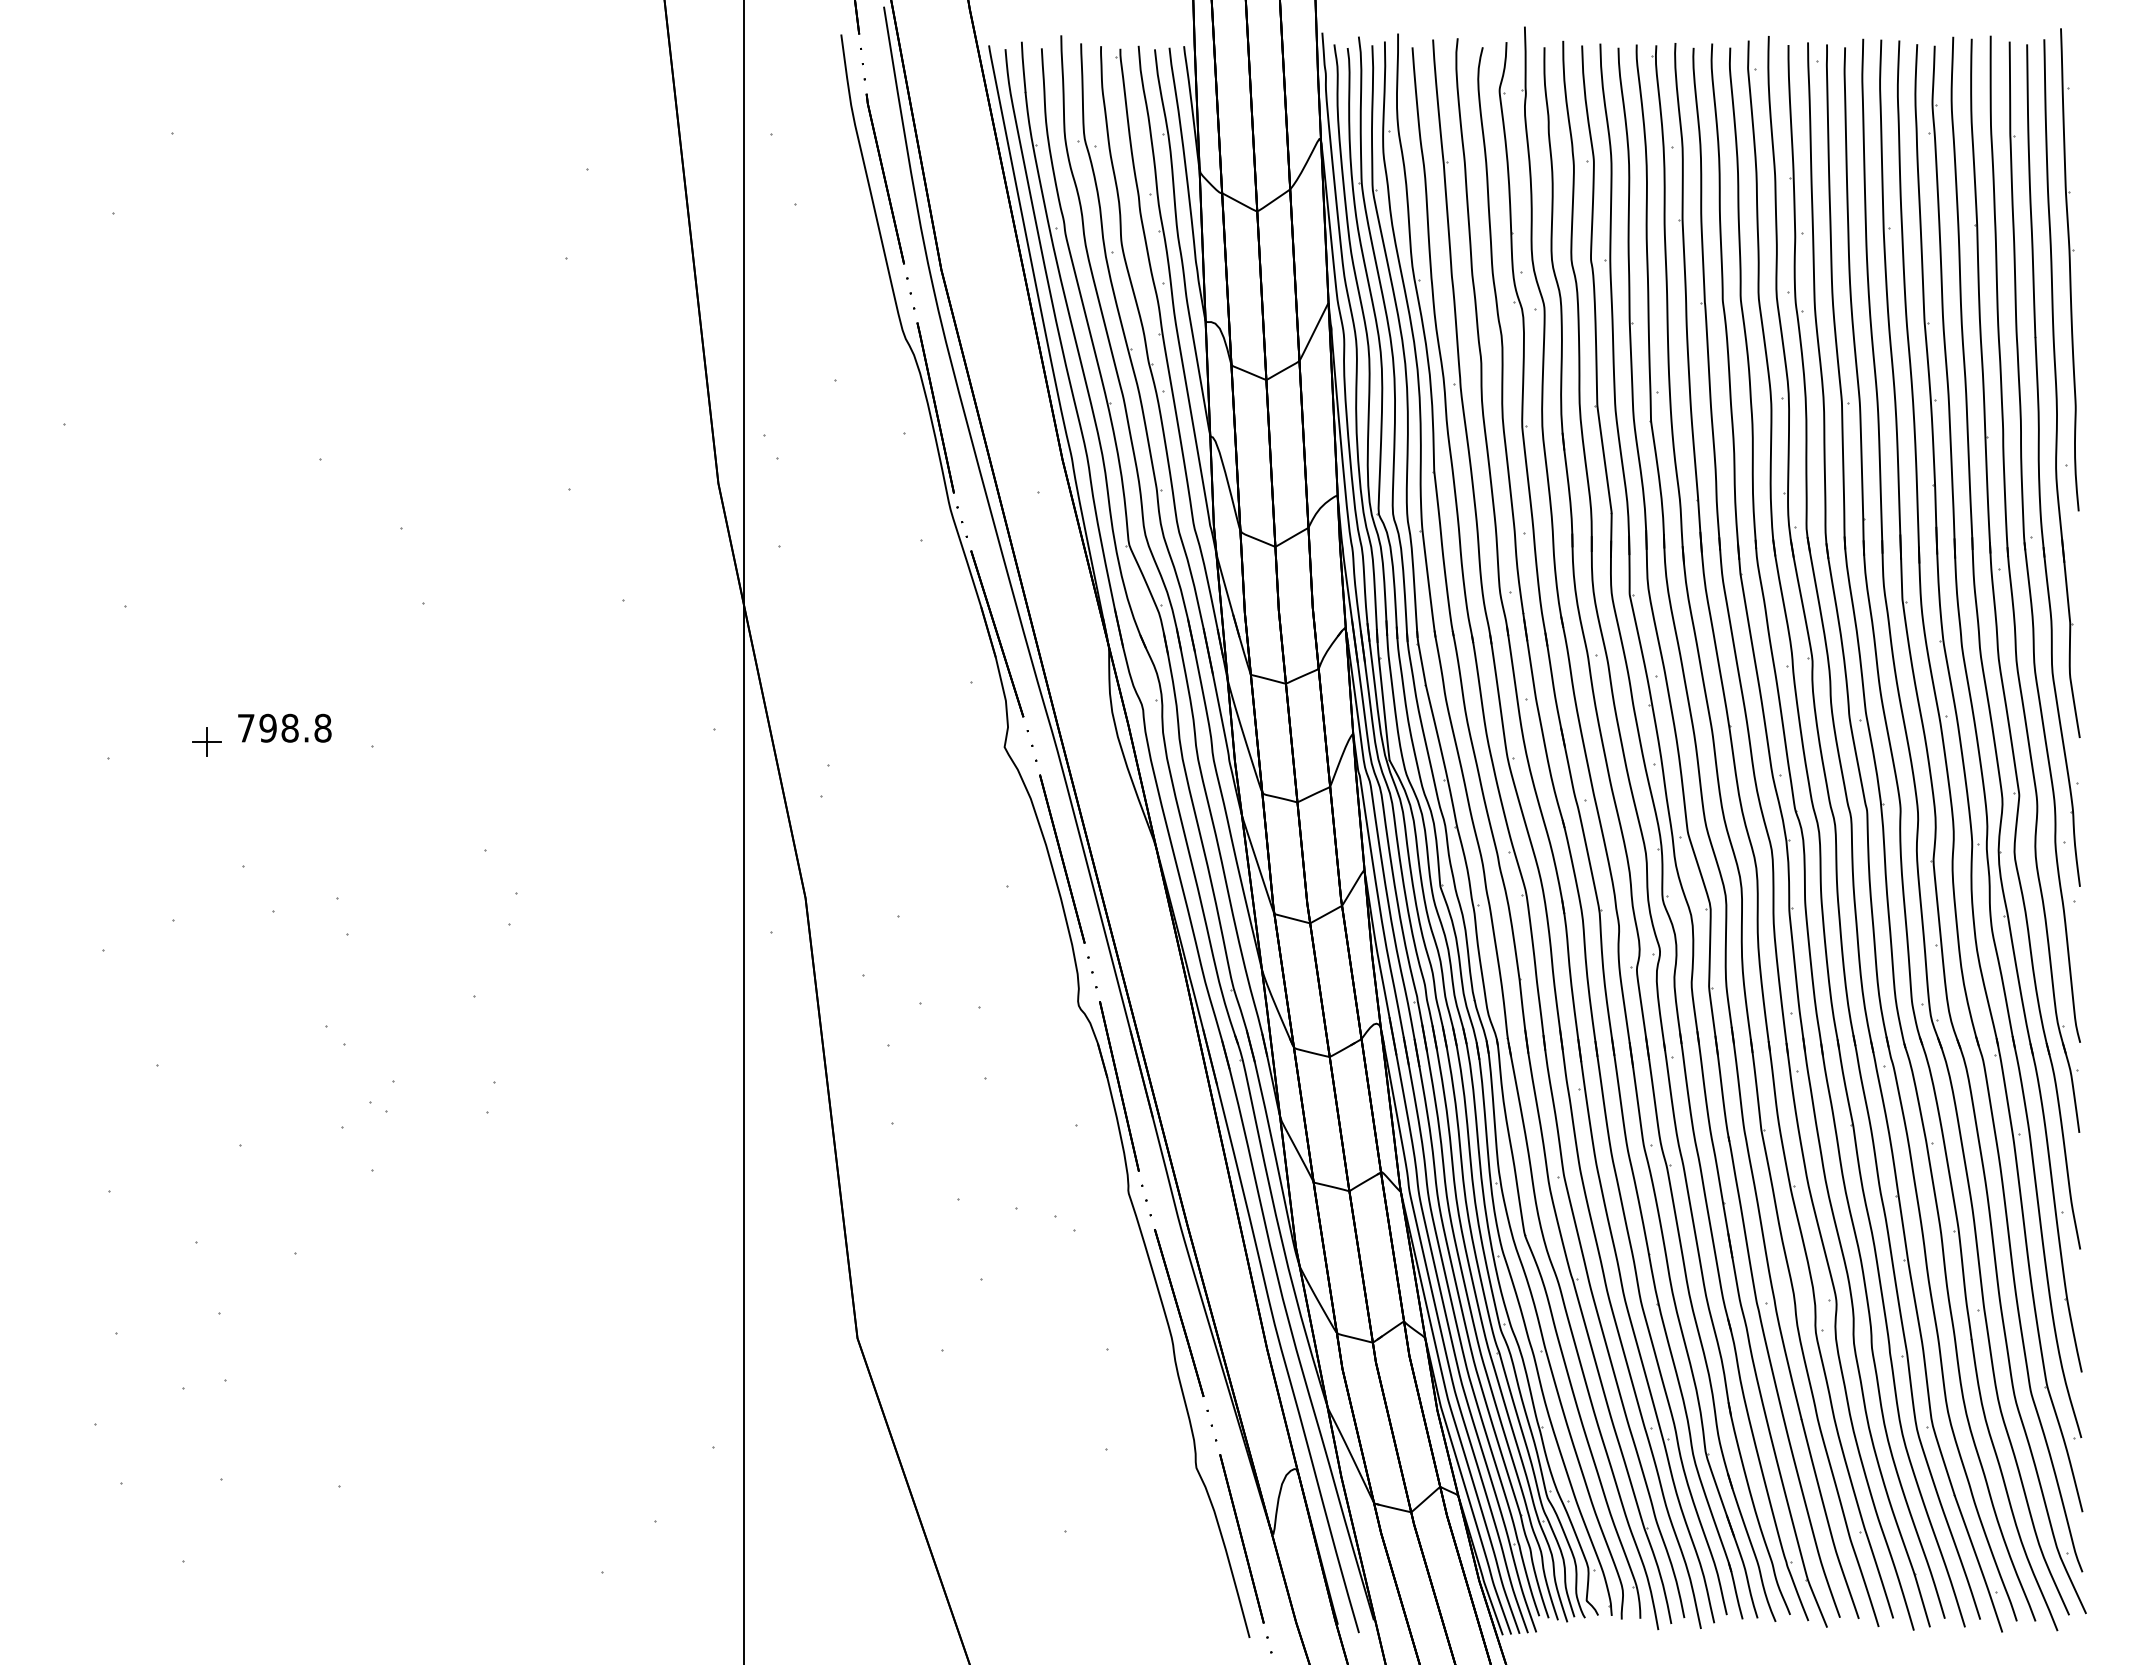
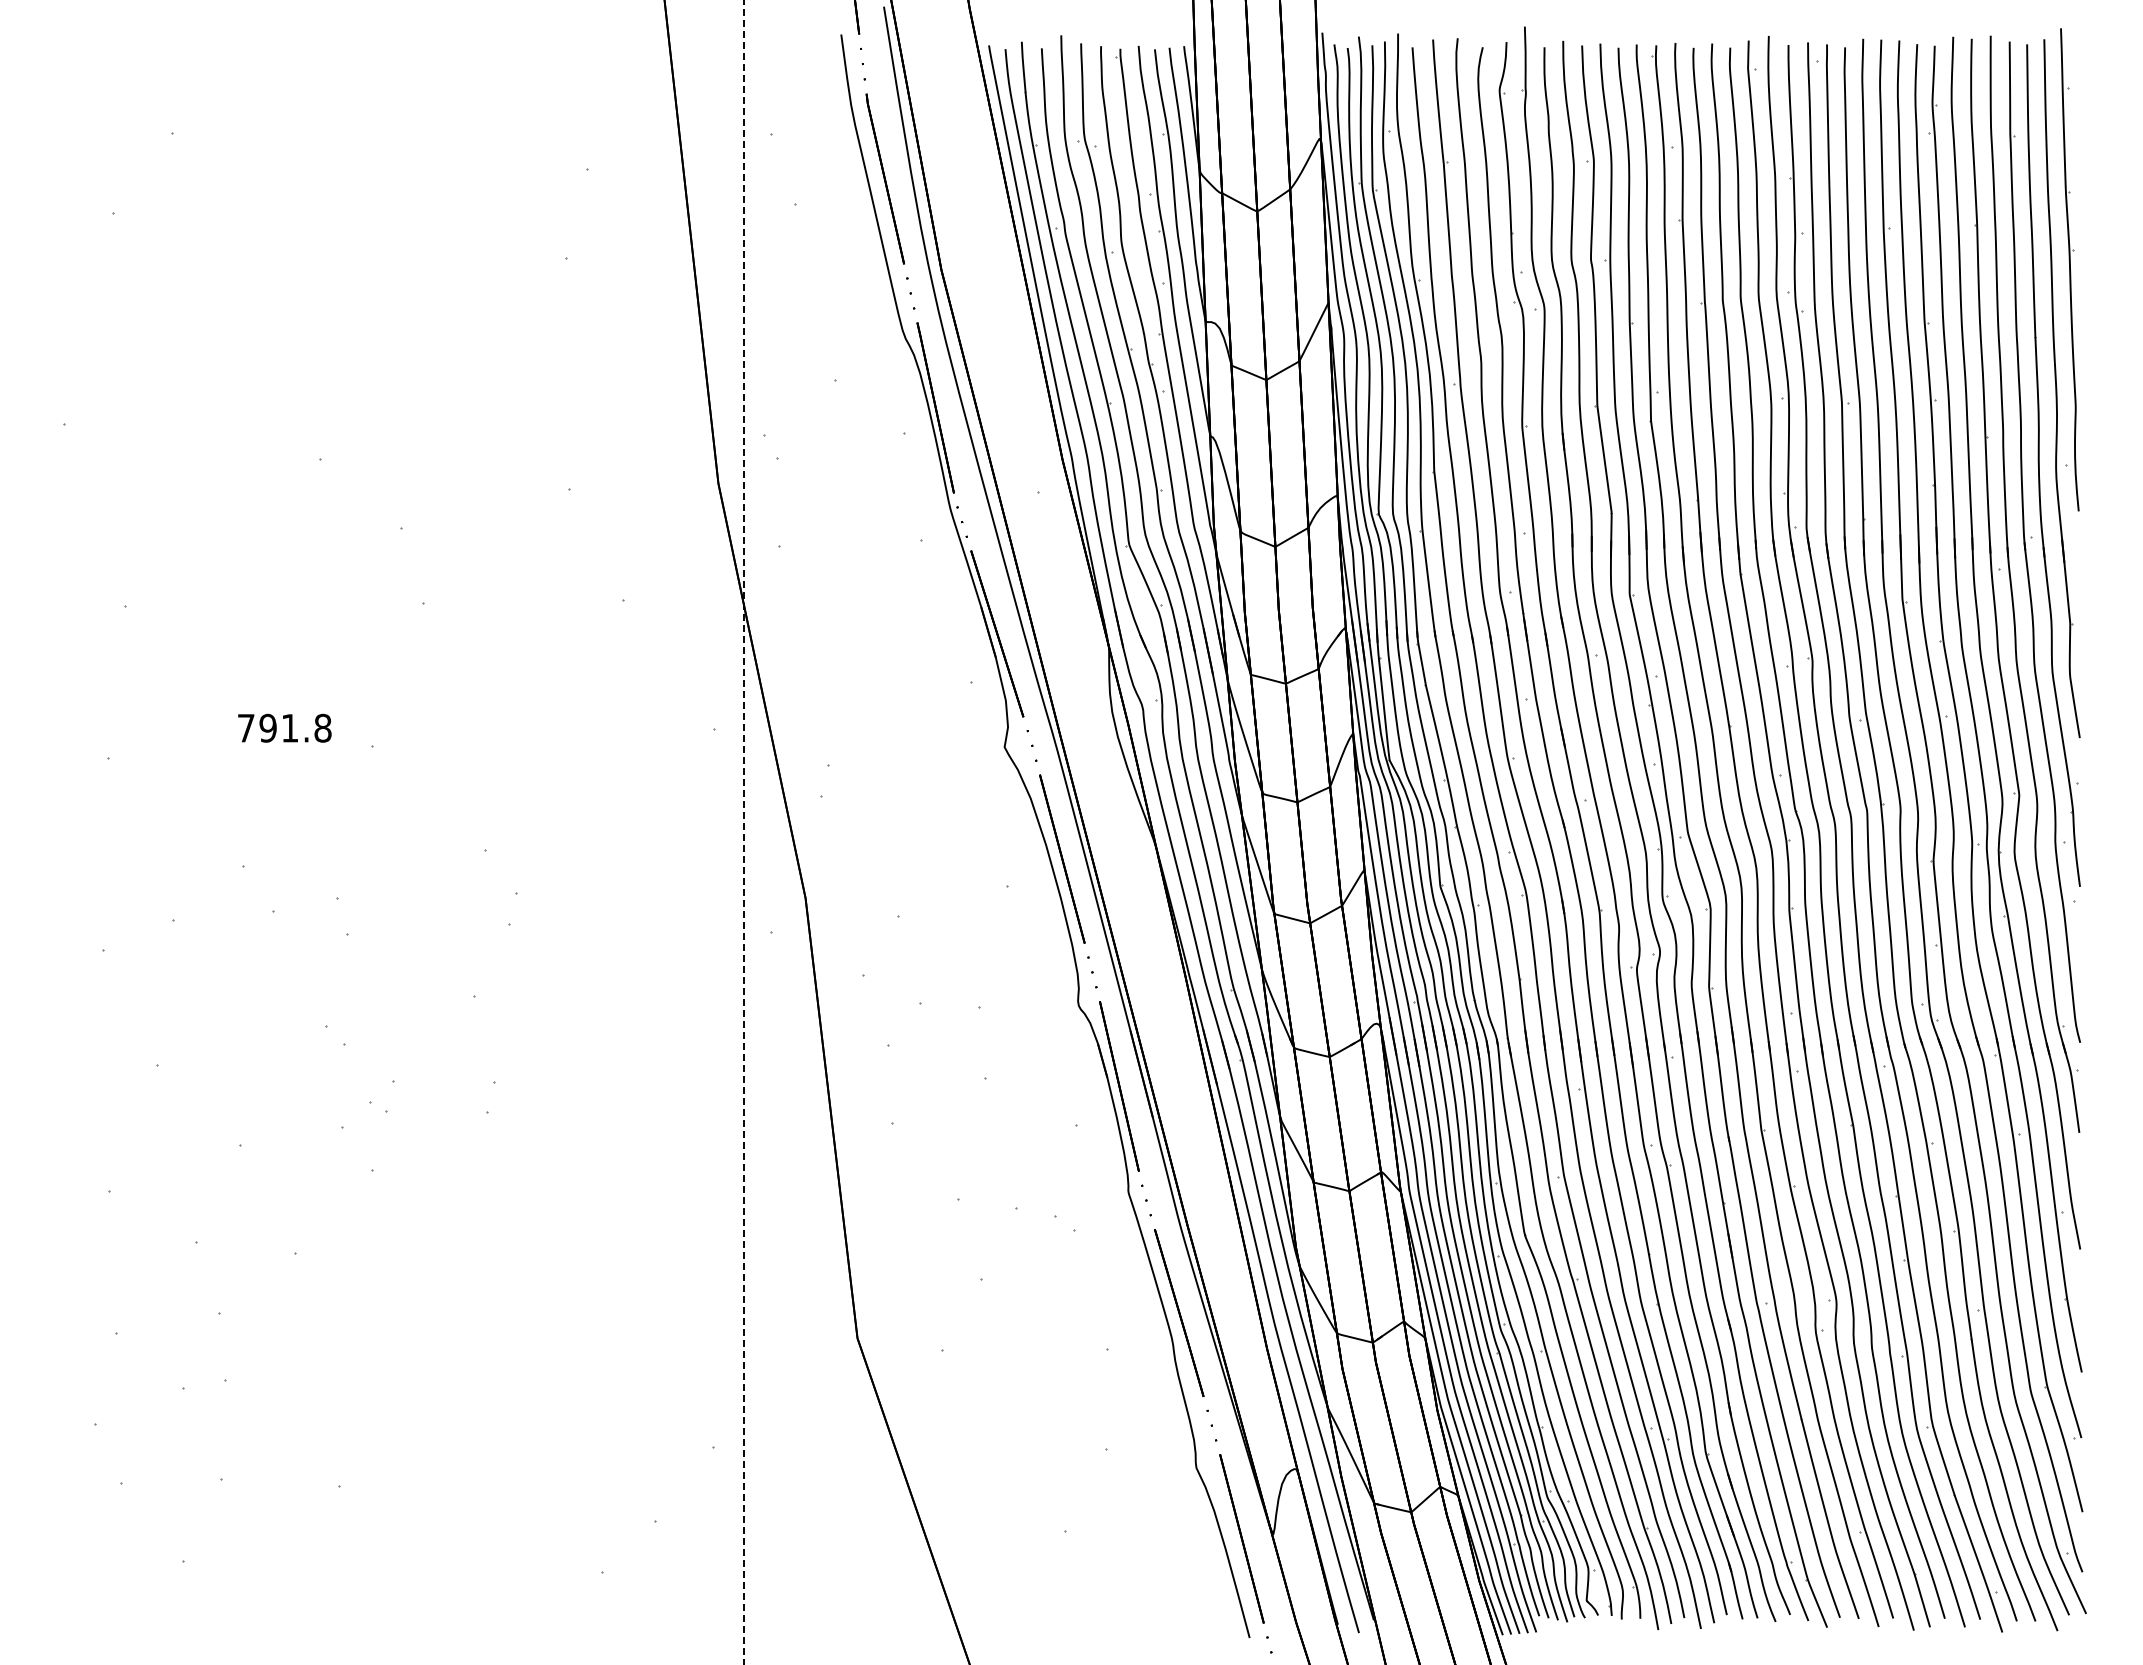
text: 798.8 -> 791.8 (289, 727)
part: present -> none (206, 741)
line: solid -> dashed (743, 832)
